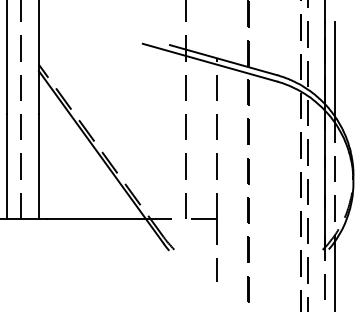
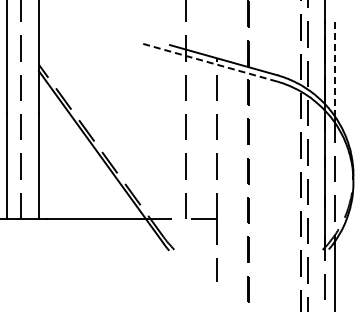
line: solid -> dashed (209, 62)
line: solid -> dashed (335, 70)
